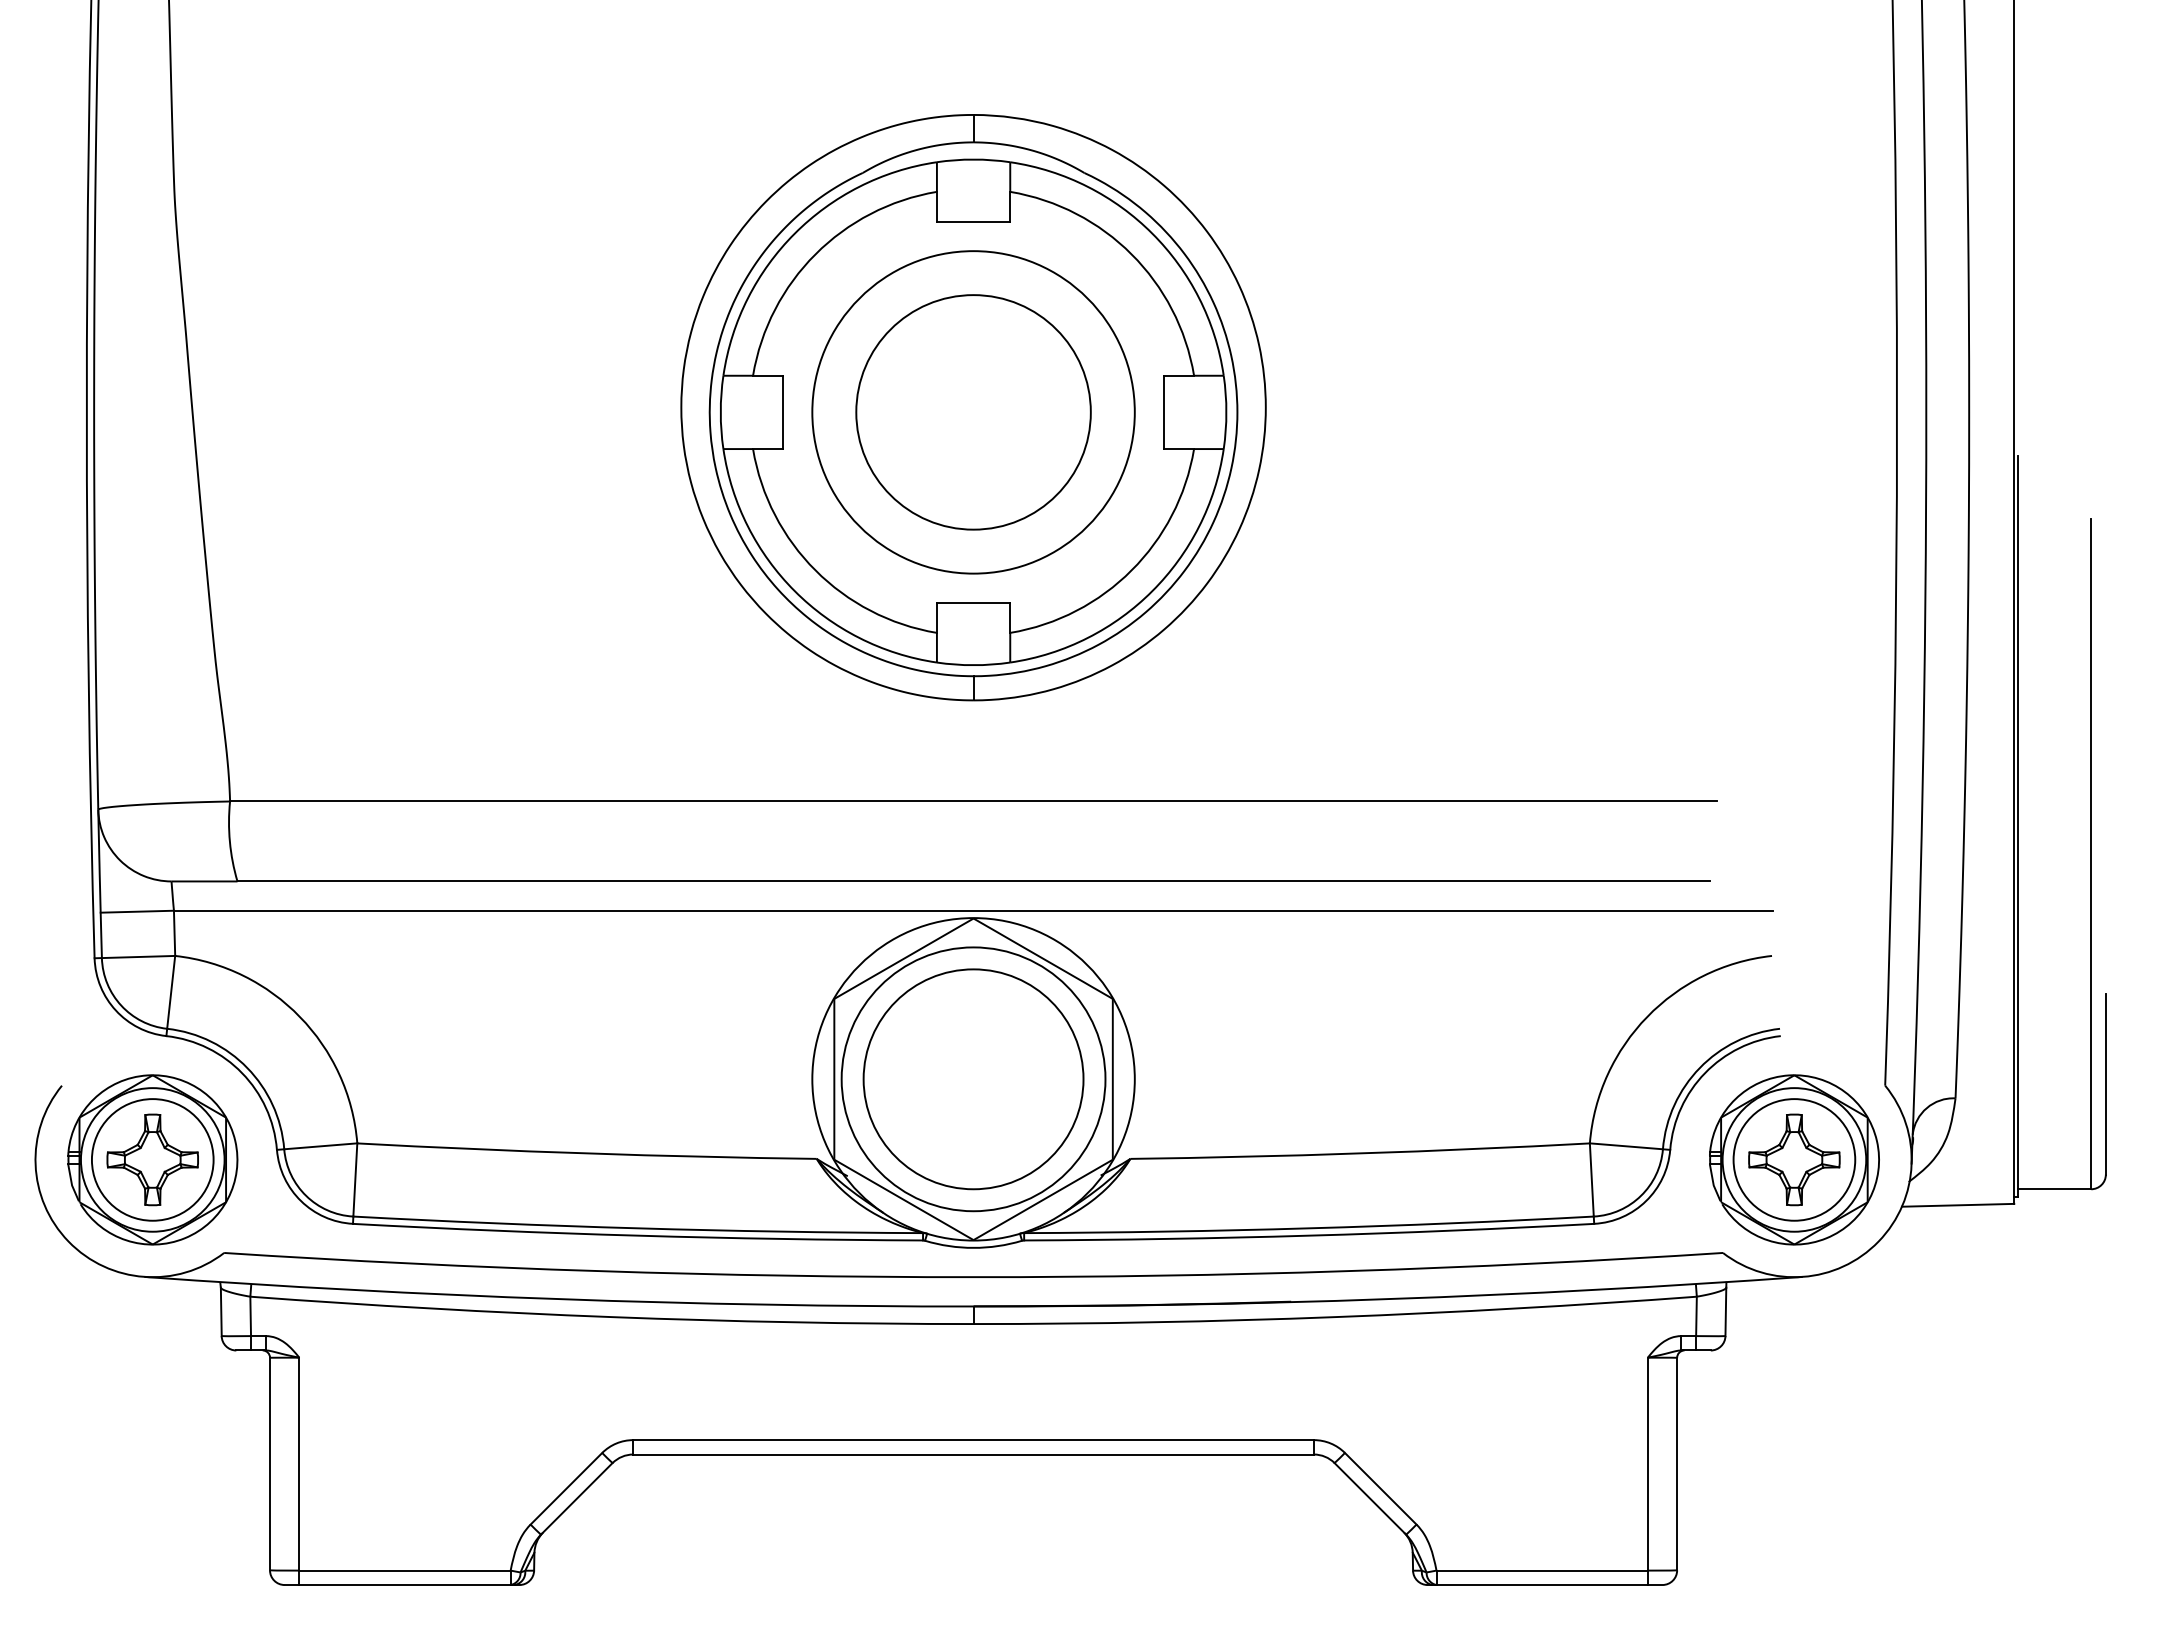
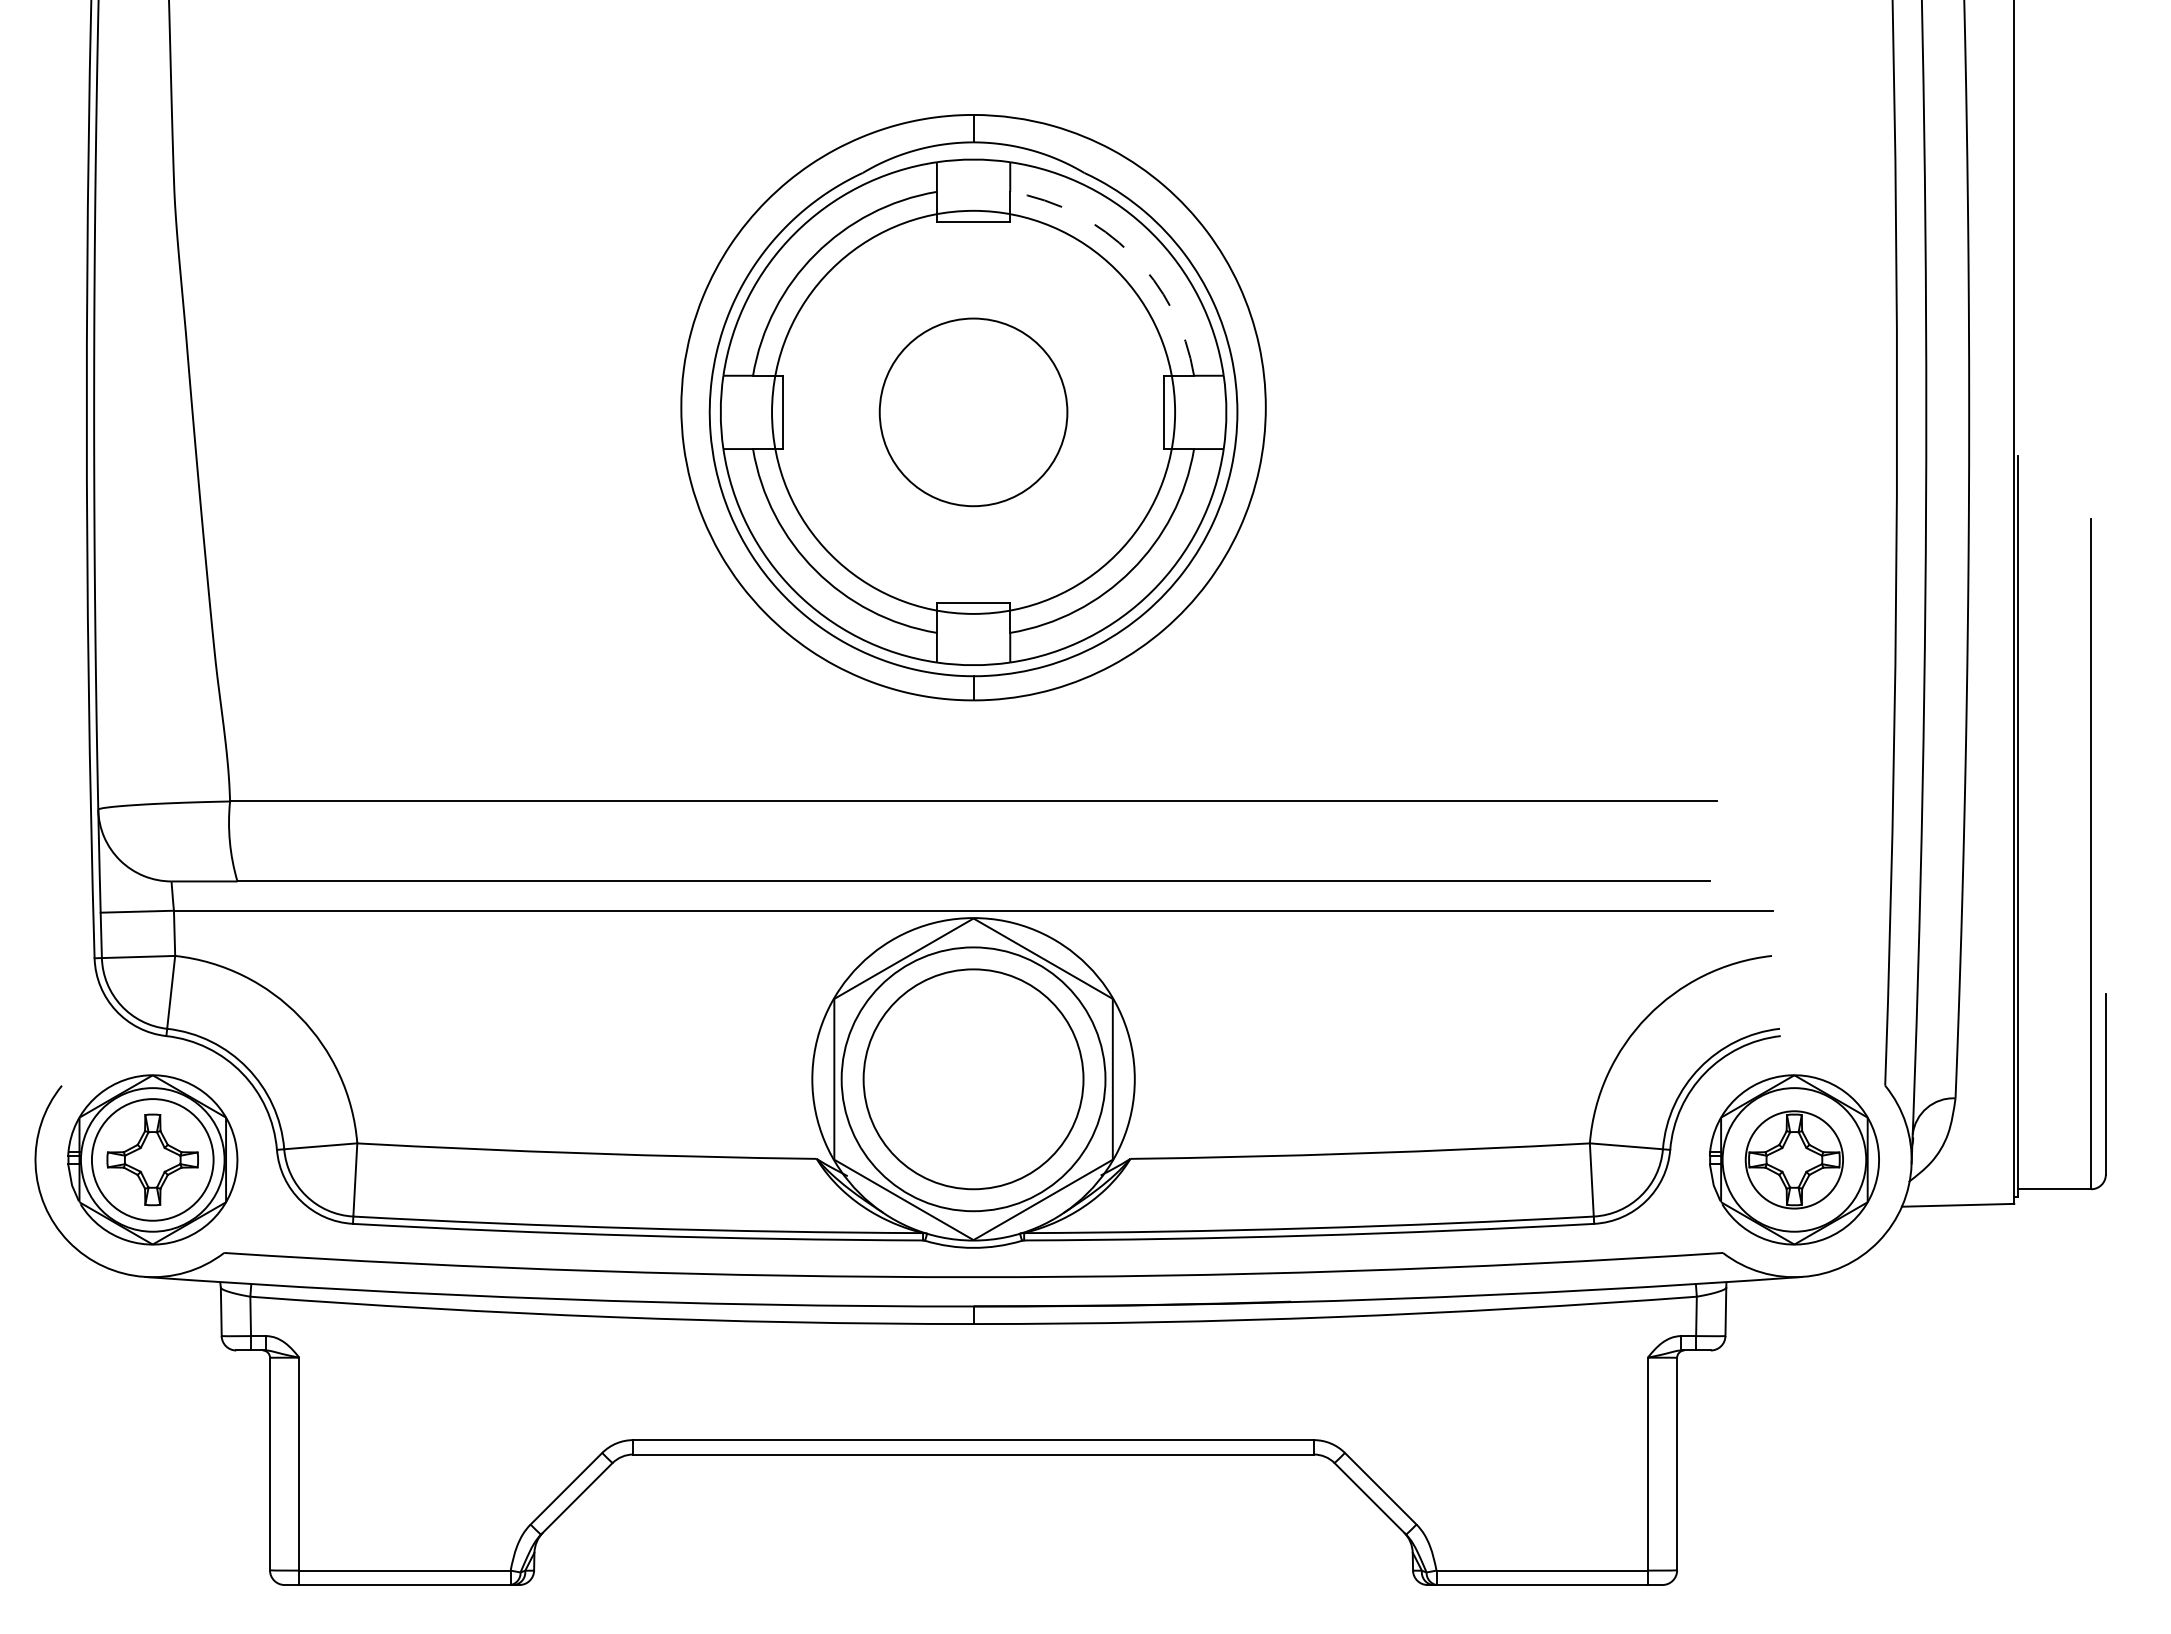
arc: solid -> dashed (1131, 254)
circle diameter: 235 px -> 188 px (973, 412)
circle diameter: 322 px -> 403 px (973, 411)
circle diameter: 122 px -> 97 px (1794, 1159)
